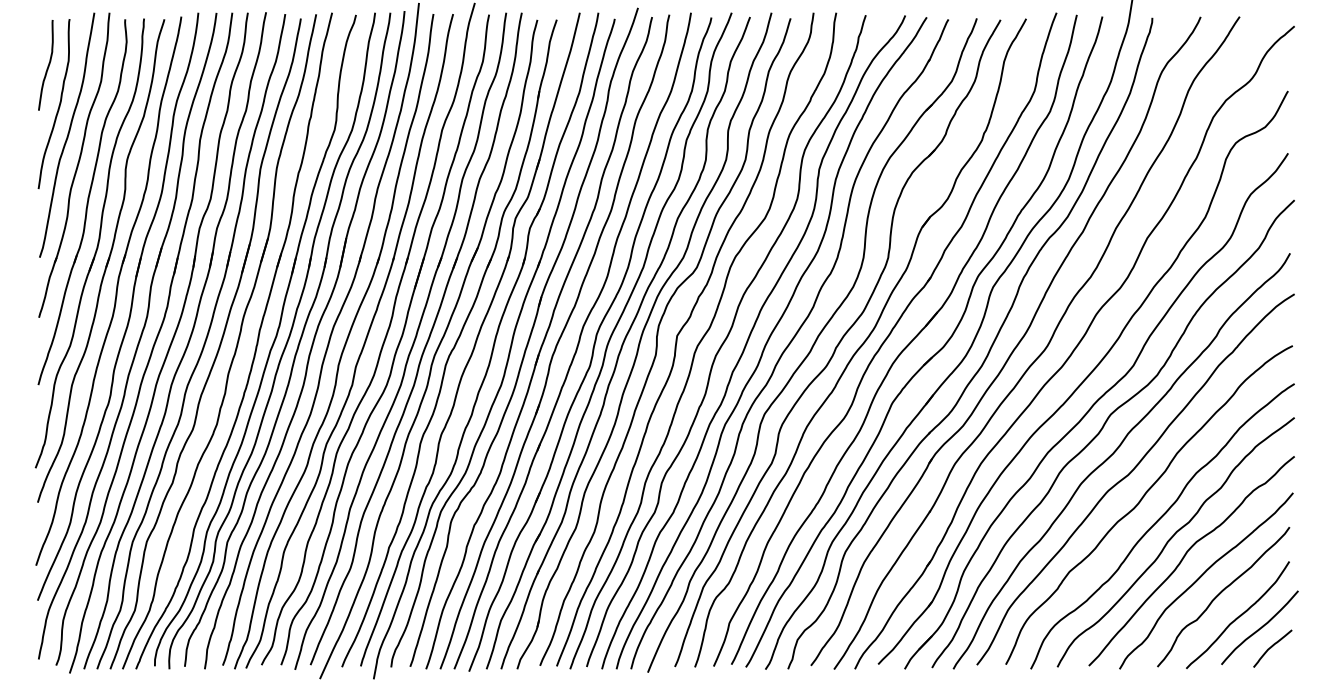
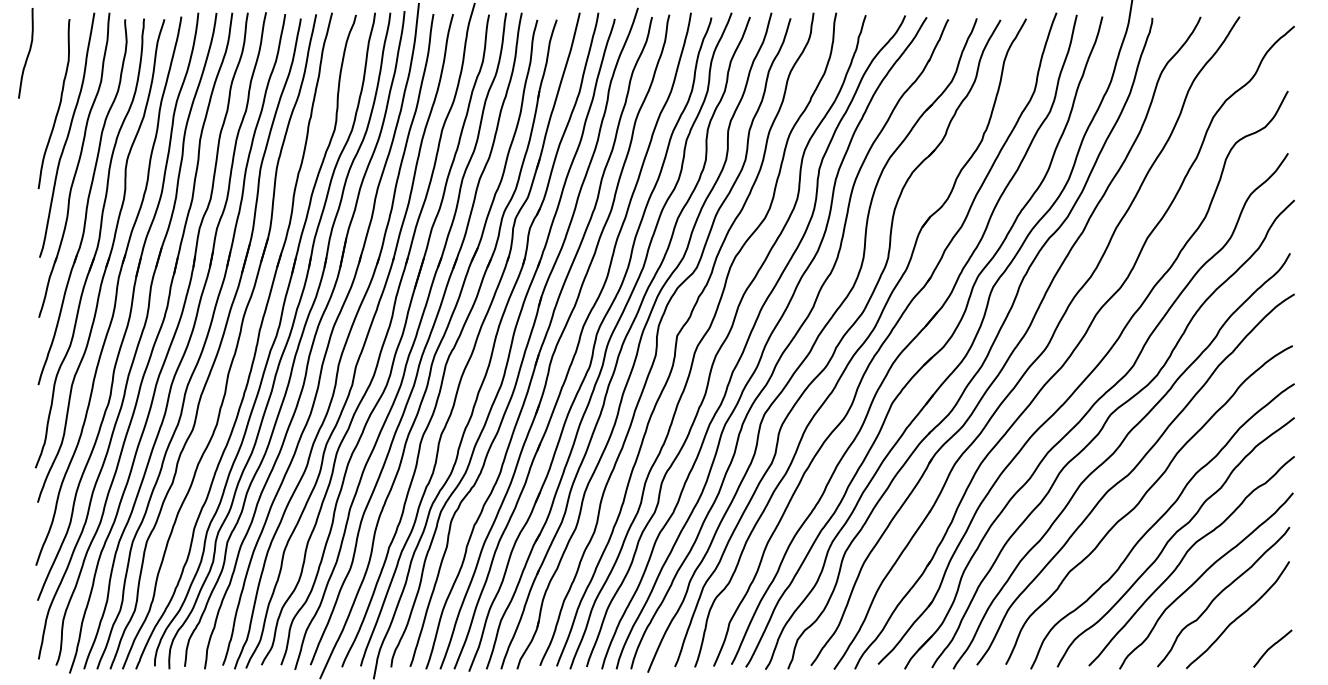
curve position: (47, 65) -> (27, 53) (27, 53)
curve: present -> none (1260, 627)
